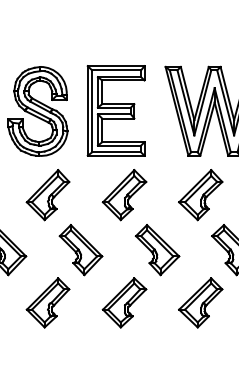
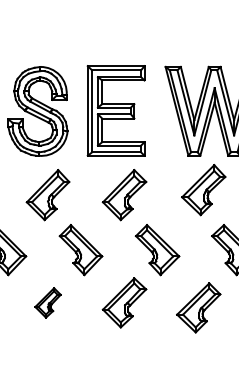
part position: (200, 195) -> (203, 190) (203, 190)
part size: 46x52 px -> 28x32 px (47, 302)
part position: (200, 302) -> (198, 307) (198, 307)
